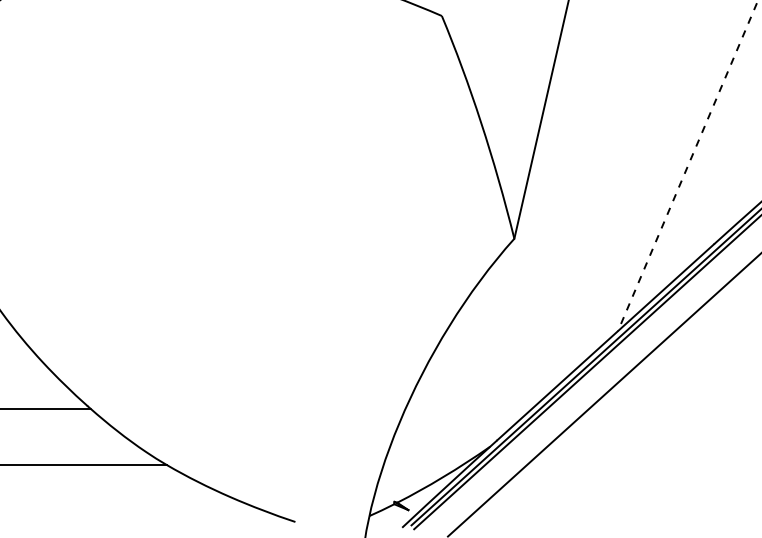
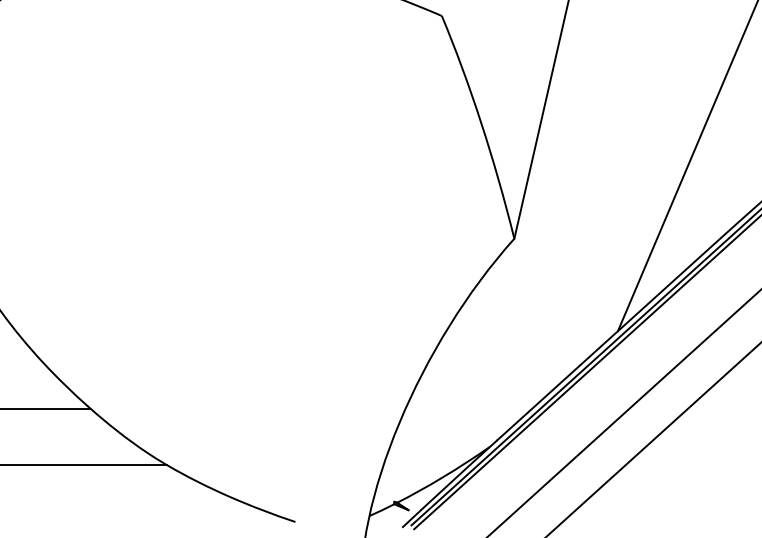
line: dashed -> solid (687, 166)
line position: (604, 394) -> (624, 412) (624, 412)
line: none -> present (653, 439)
